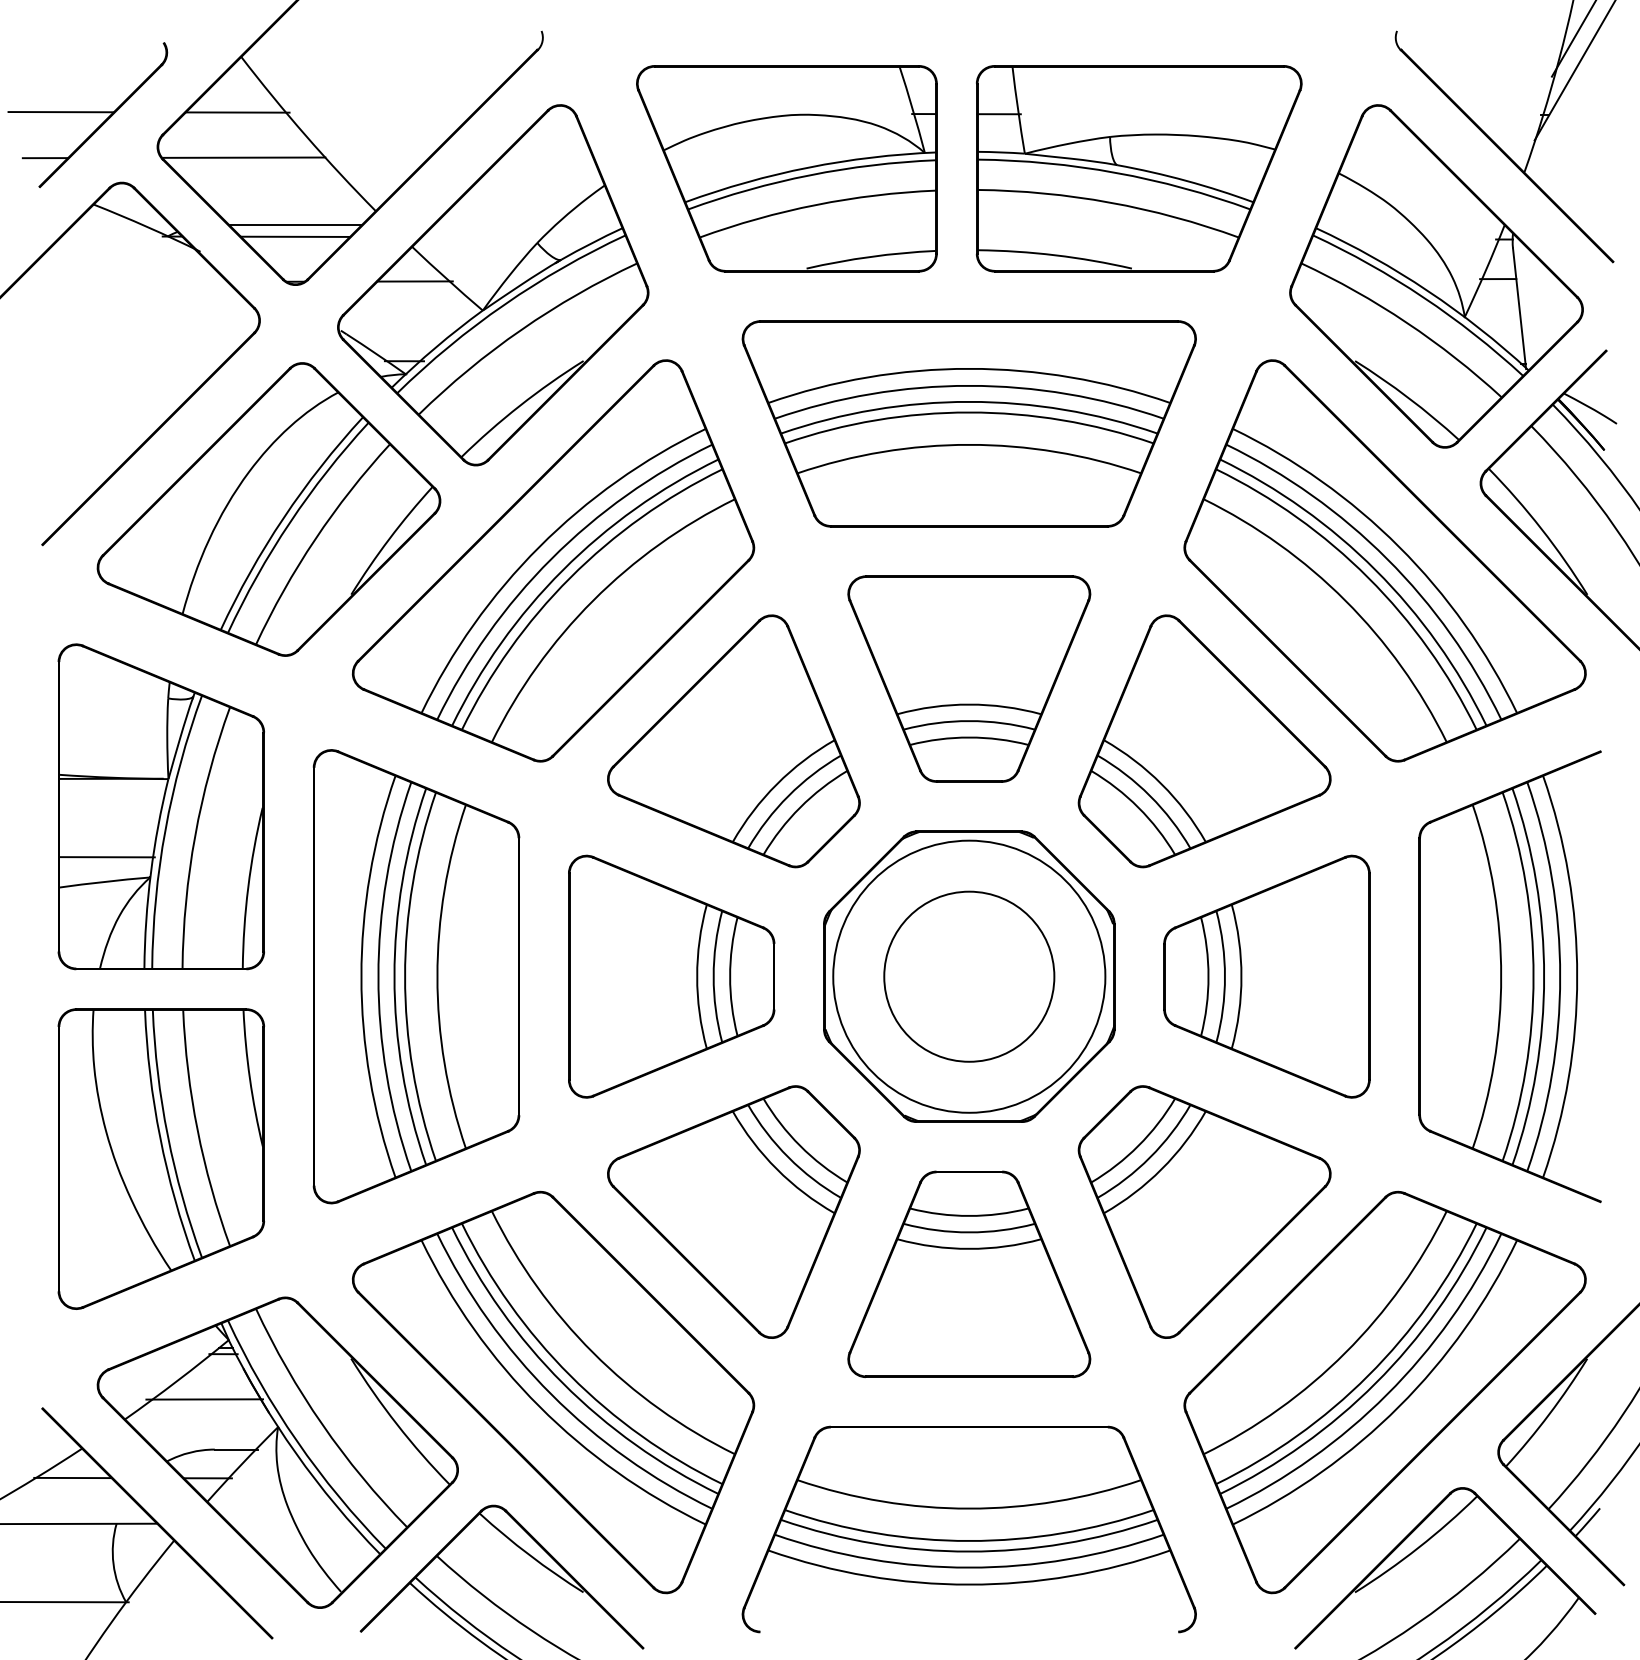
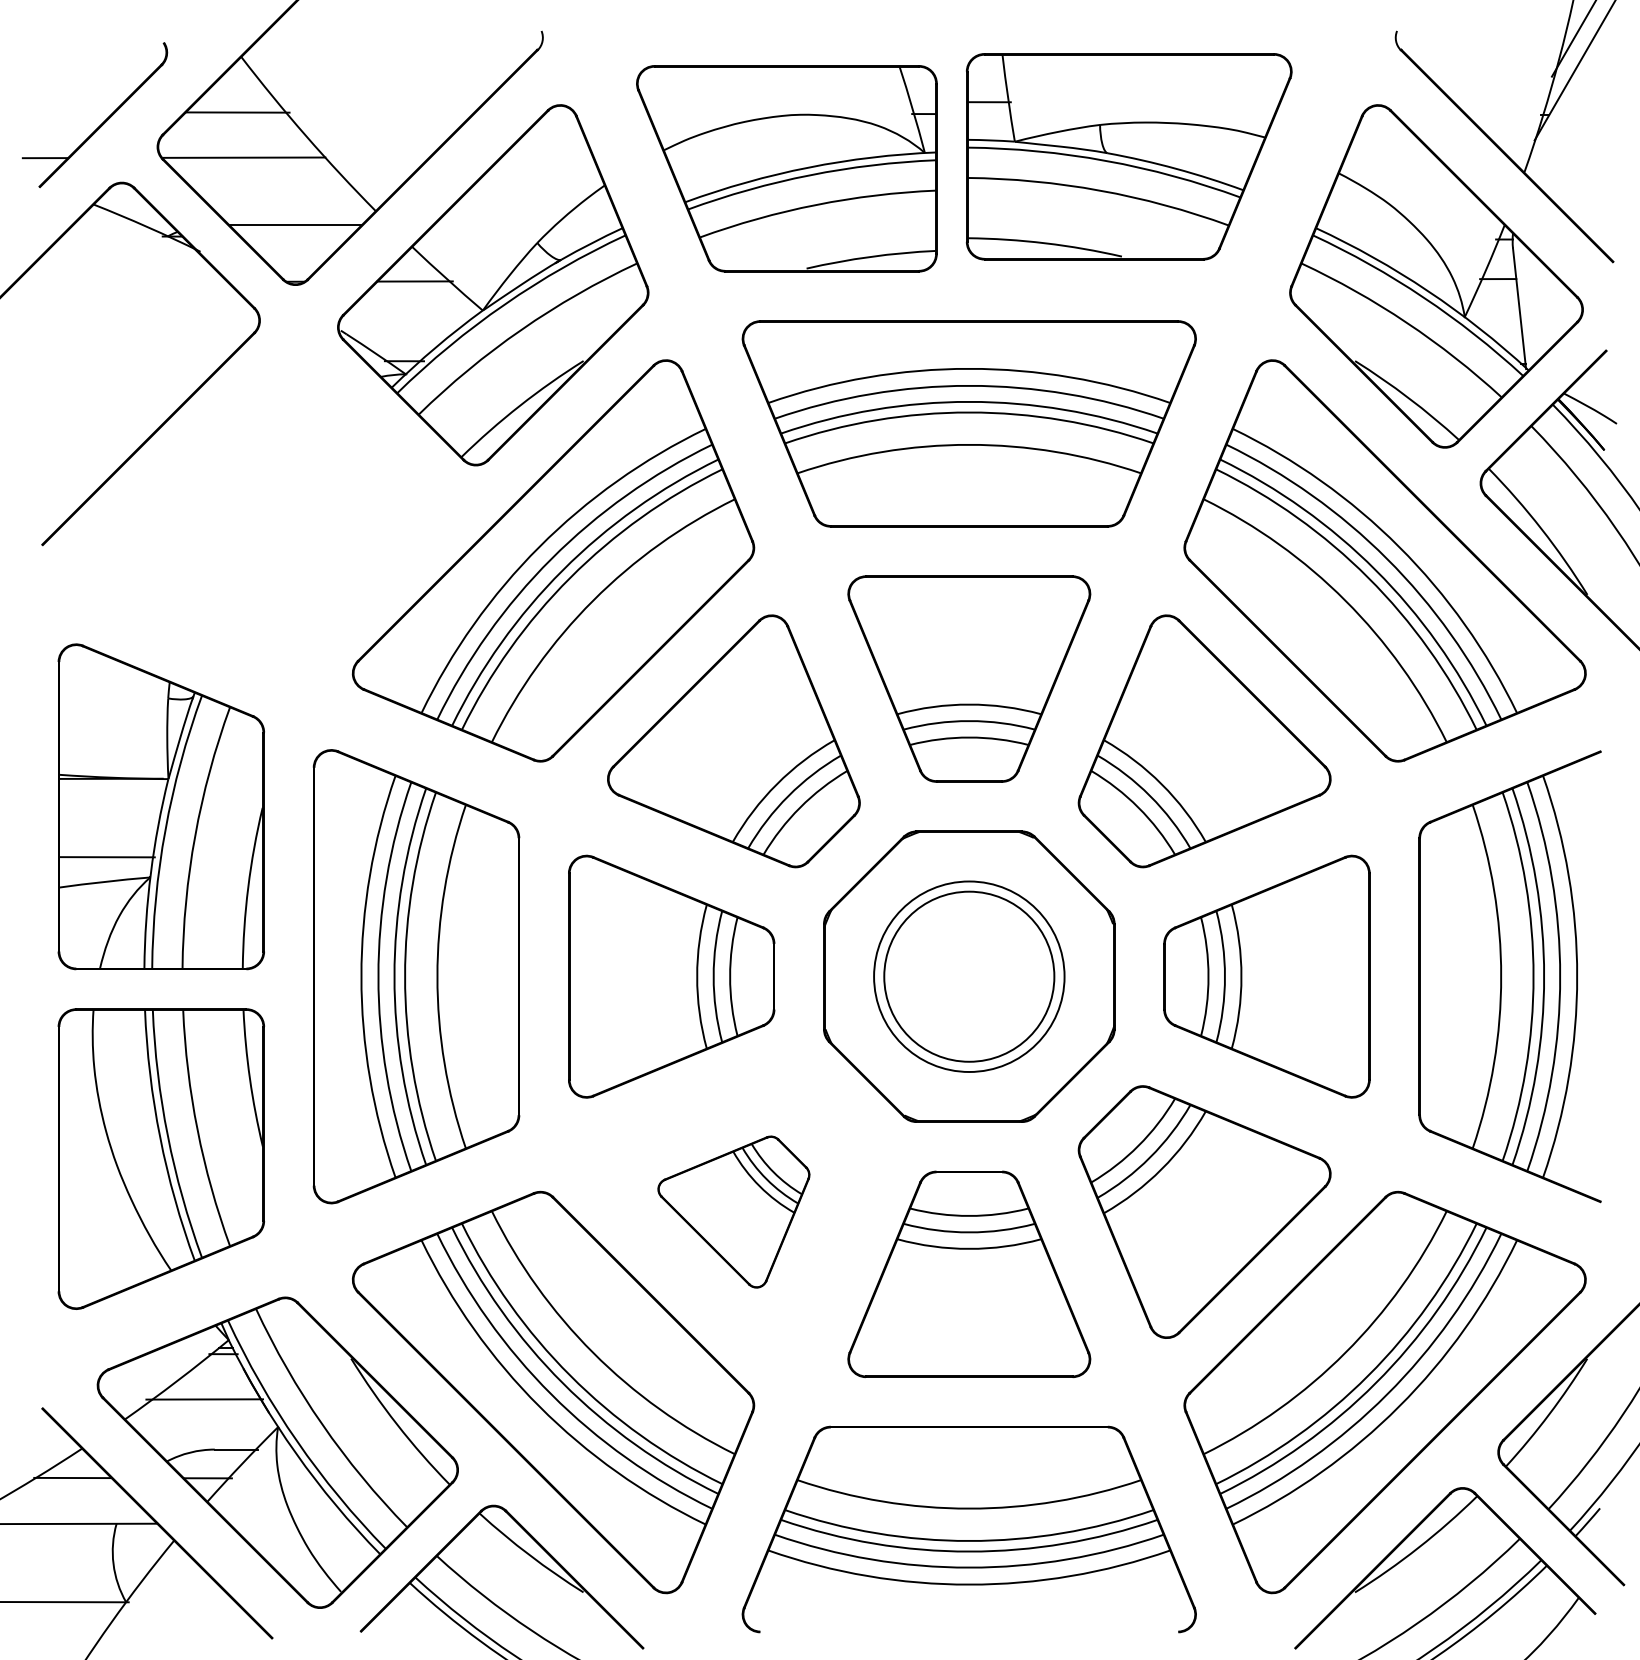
line: present -> none (60, 112)
part position: (1138, 168) -> (1128, 156) (1128, 156)
line: present -> none (295, 236)
part: present -> none (268, 509)
circle diameter: 272 px -> 190 px (969, 976)
part size: 254x254 px -> 154x154 px (733, 1211)
